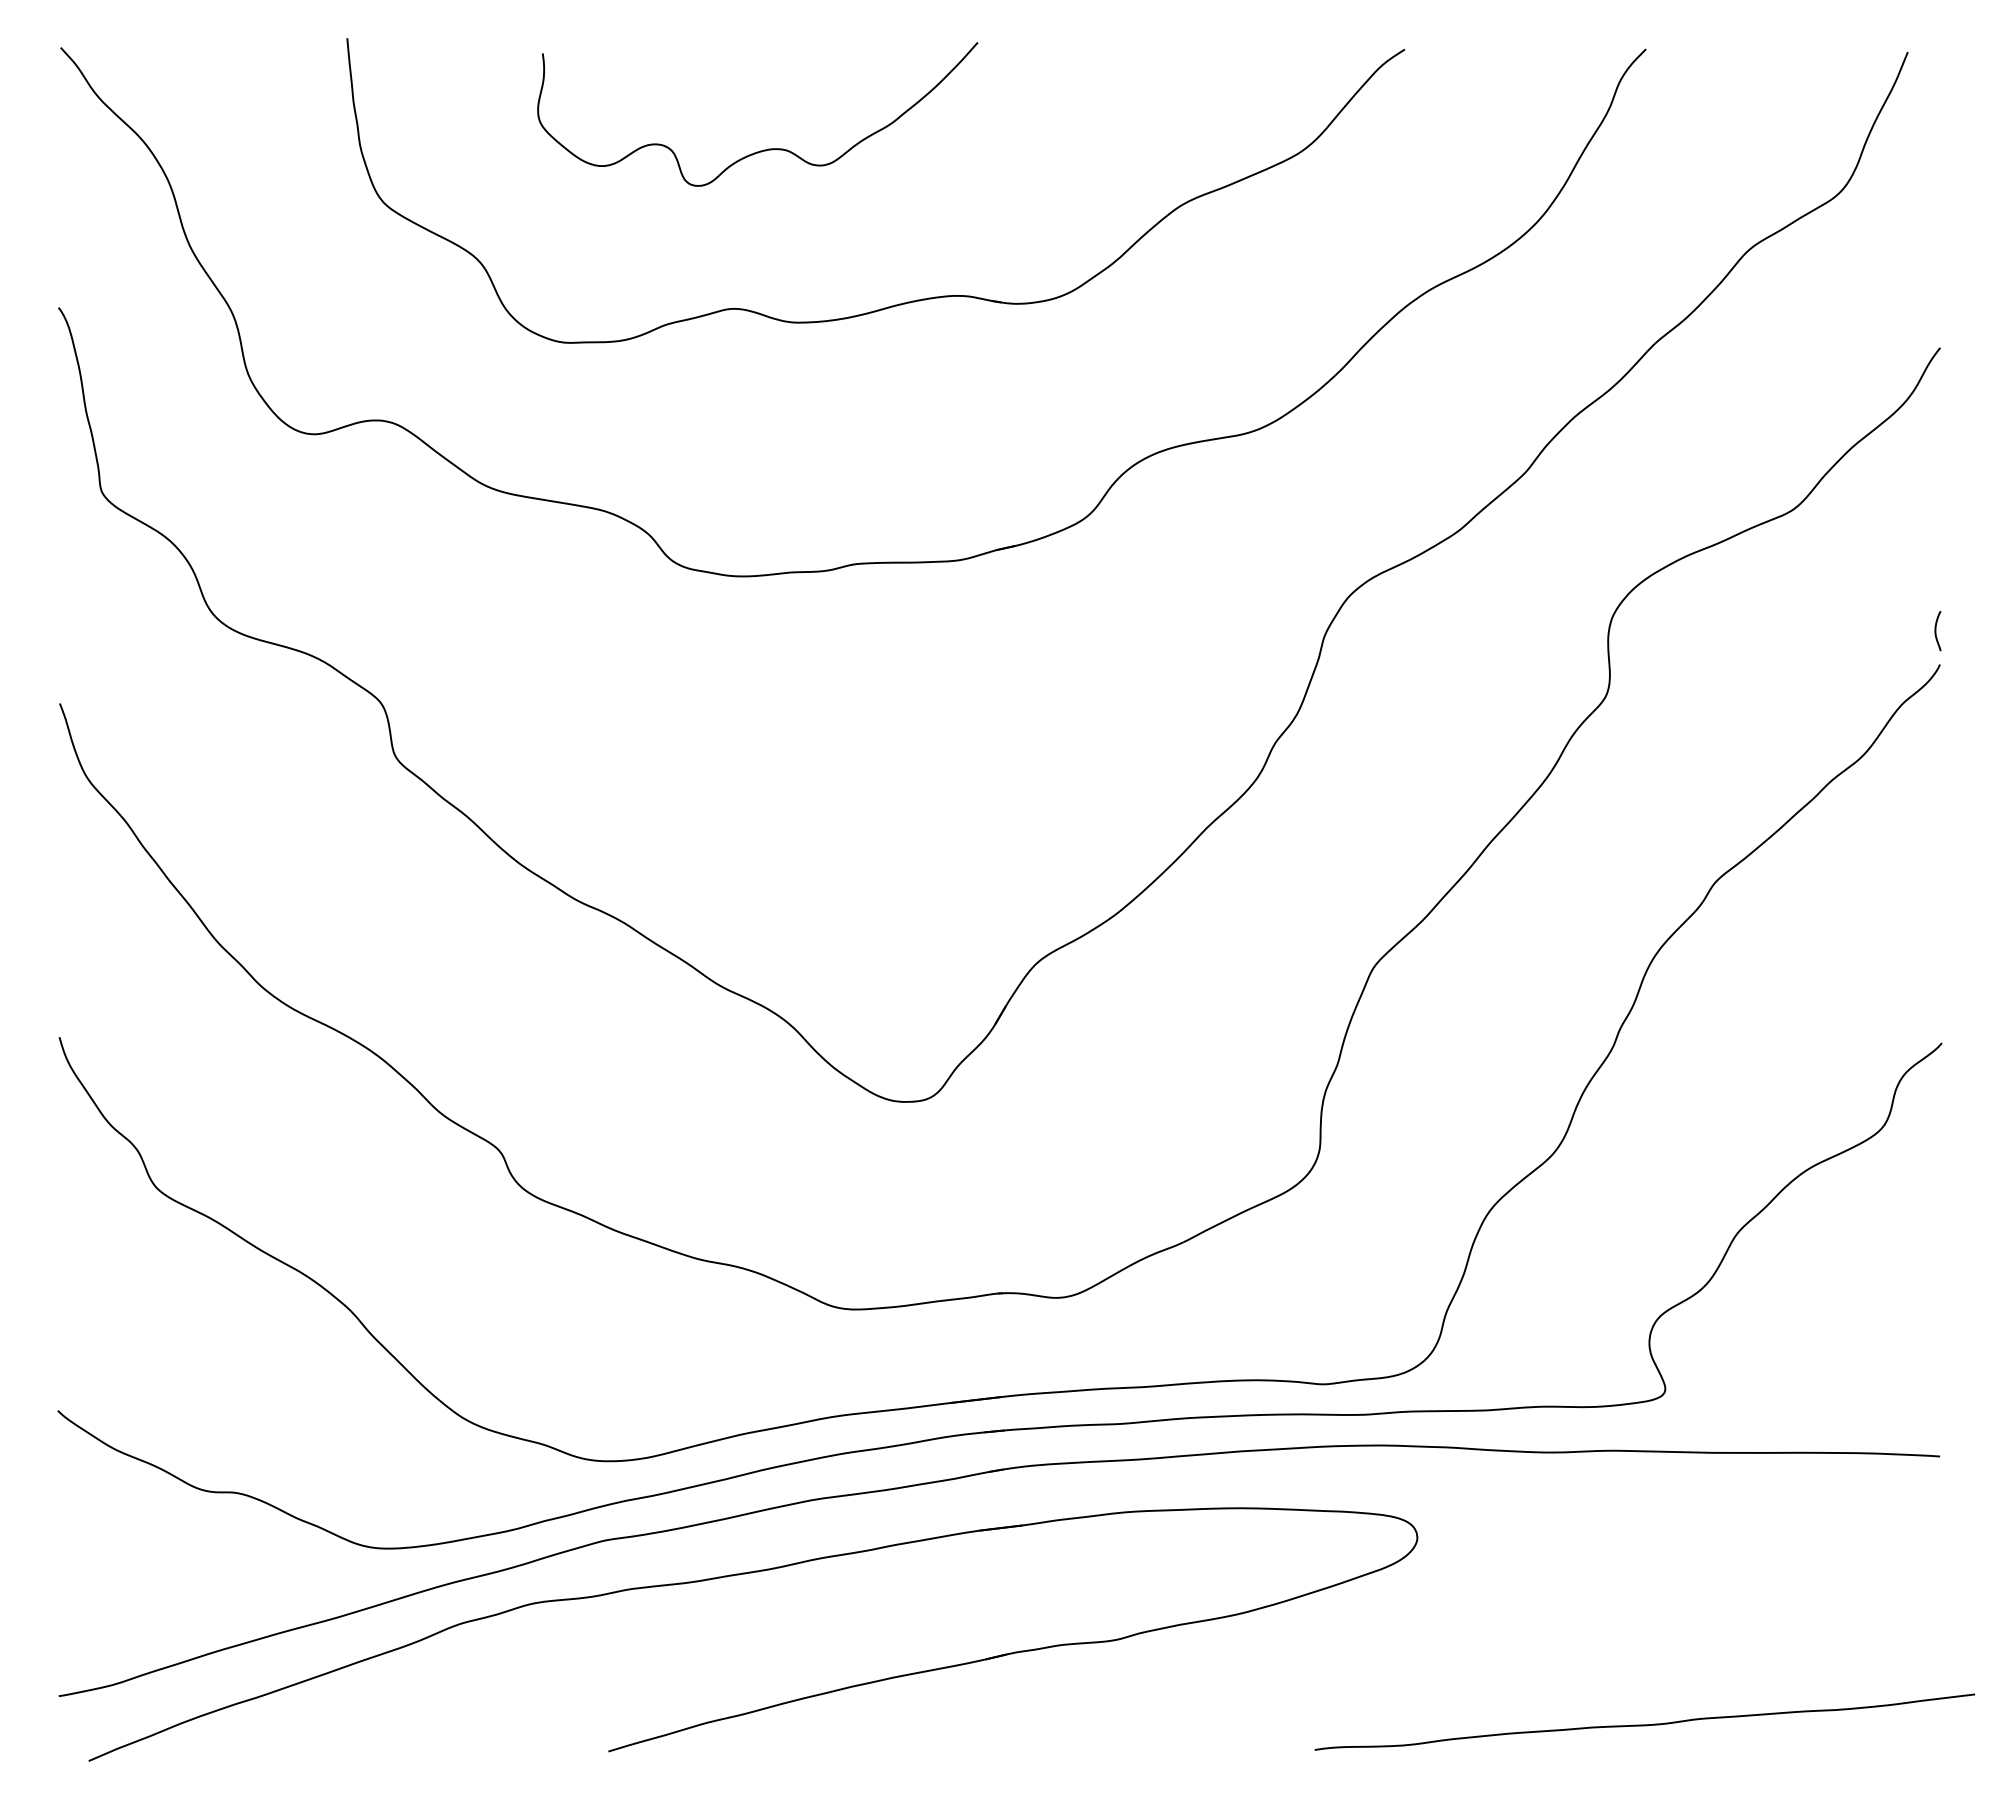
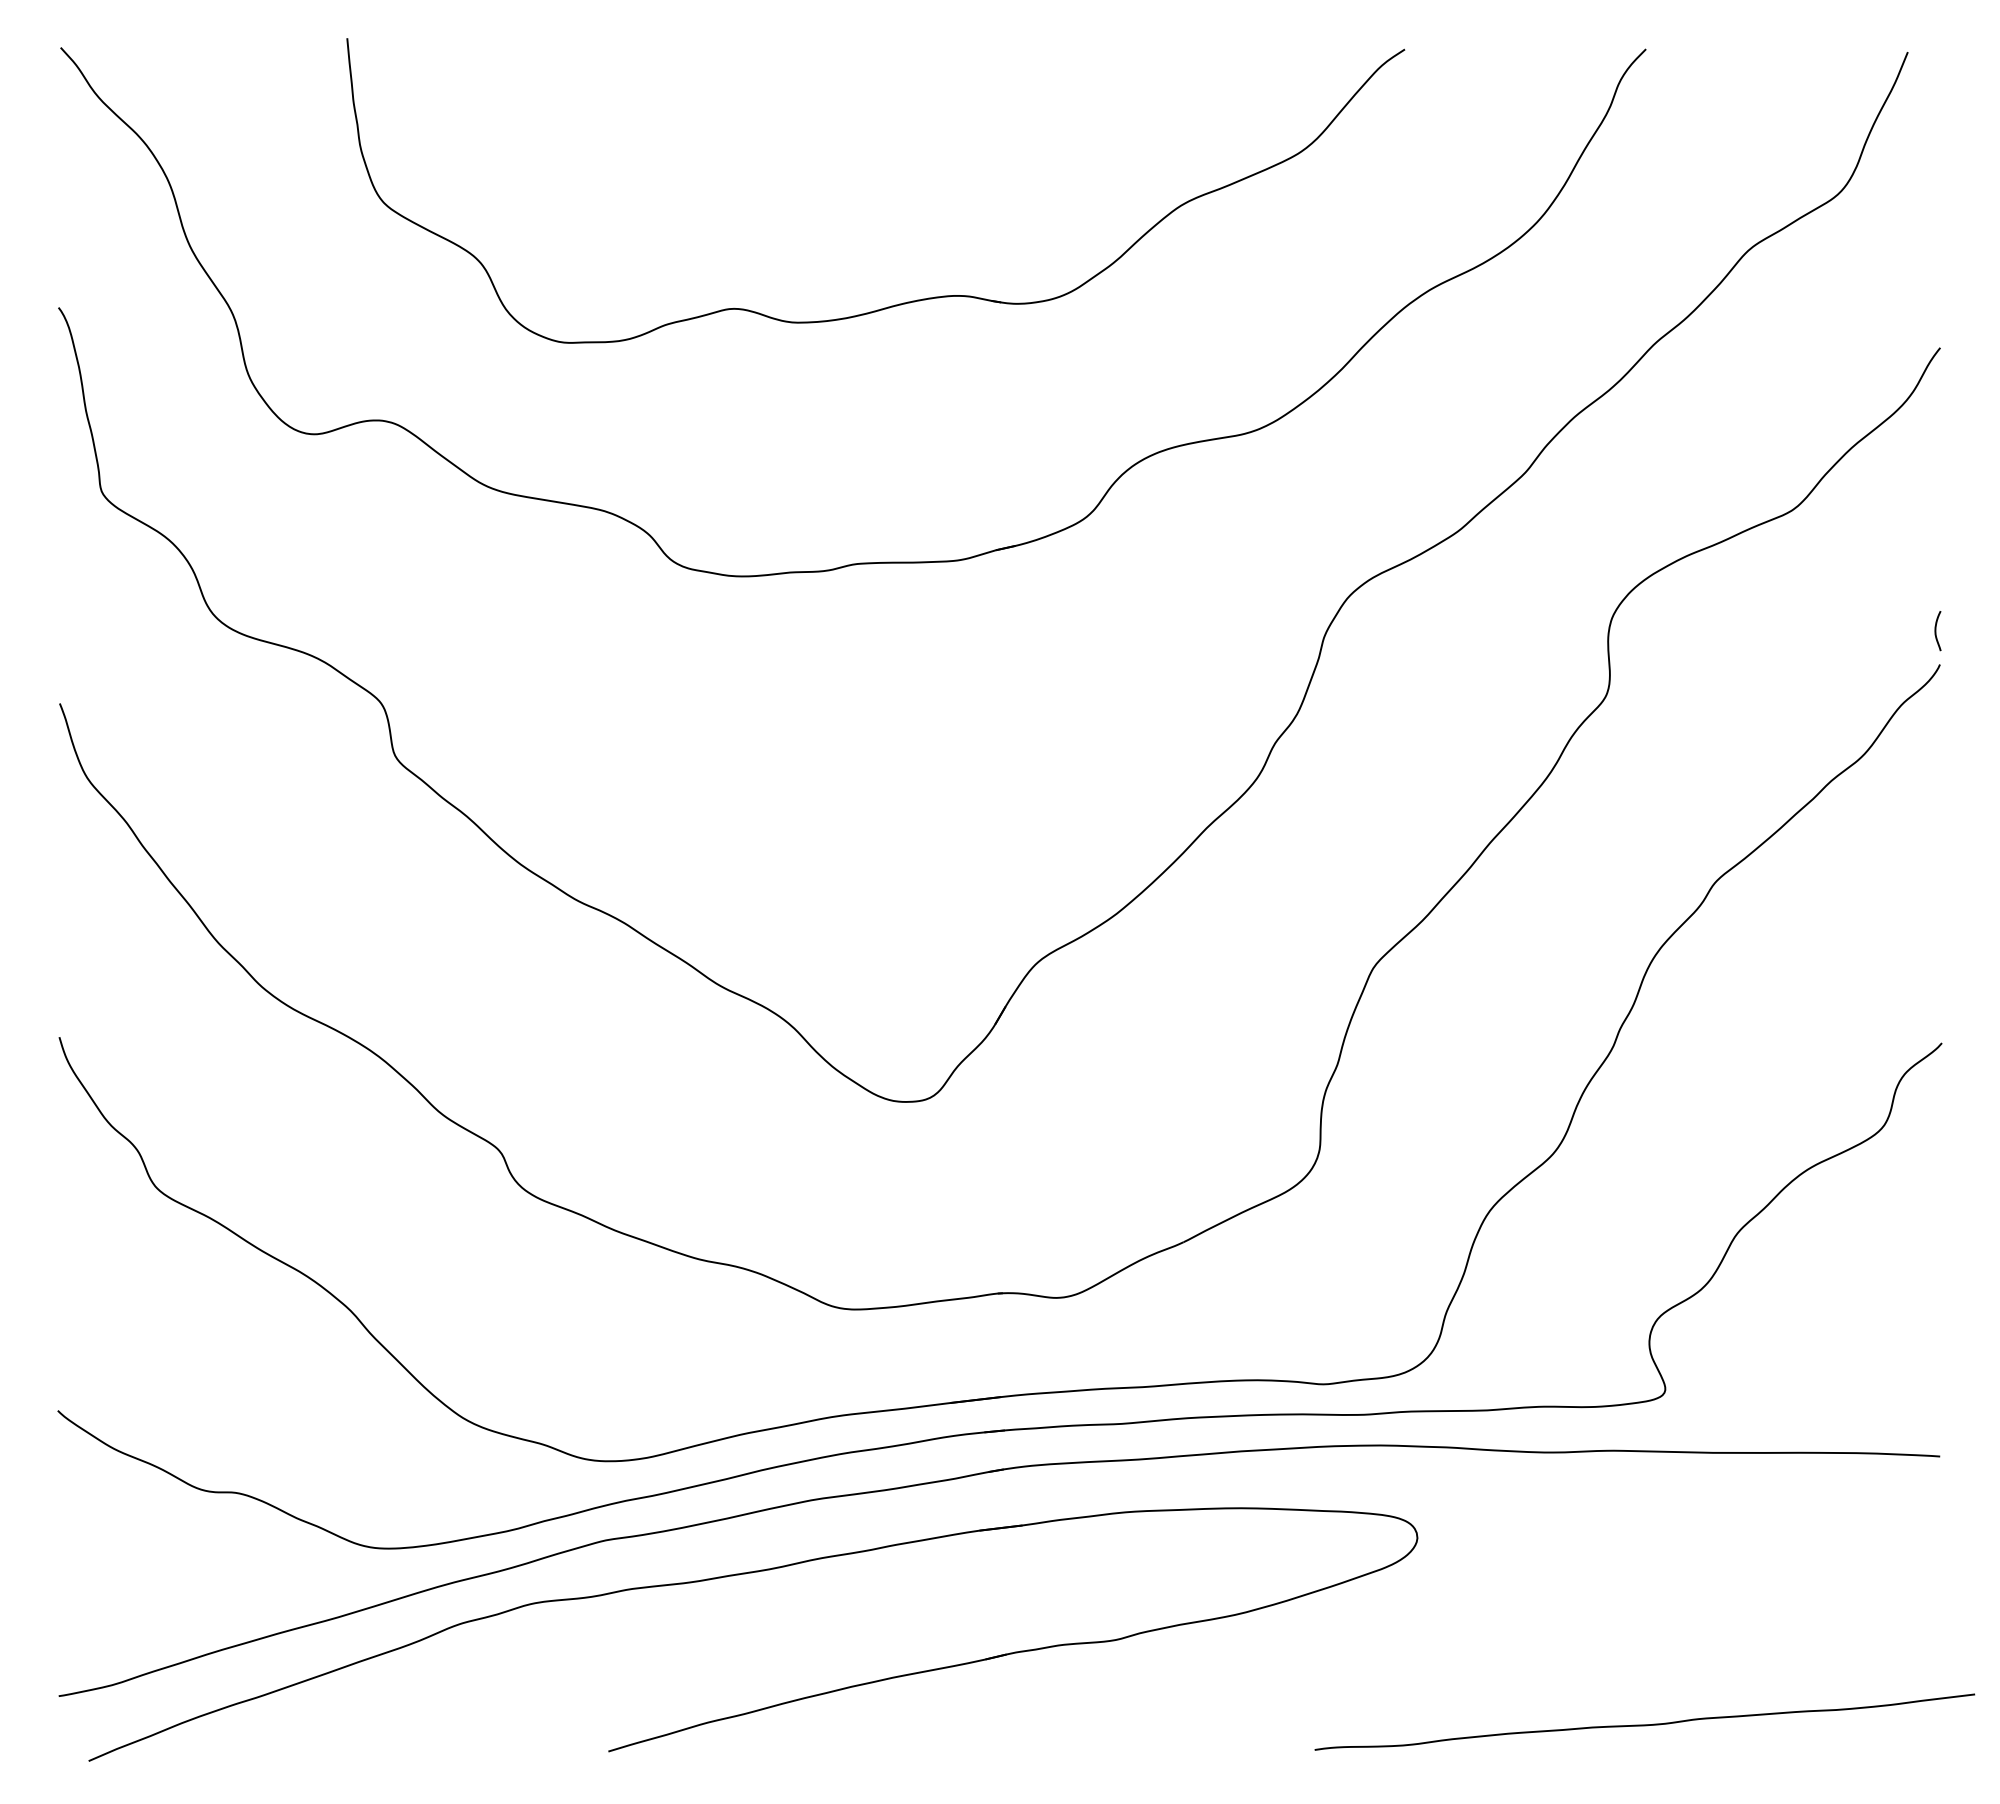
curve: present -> none (763, 149)
